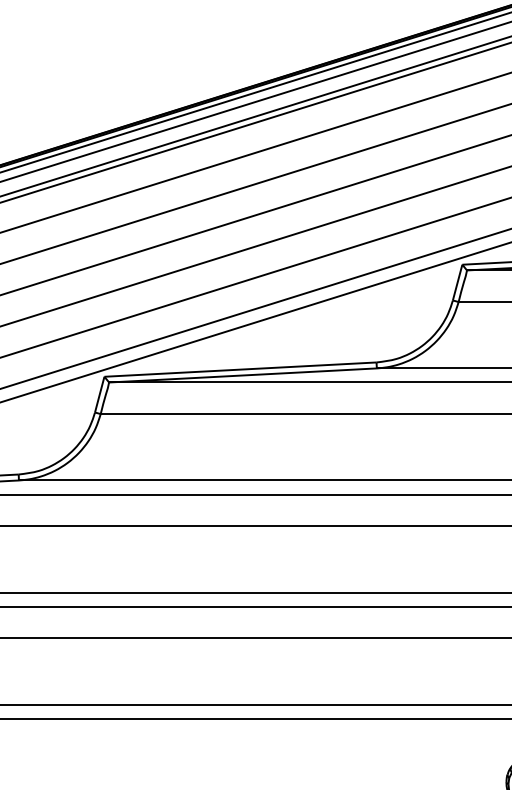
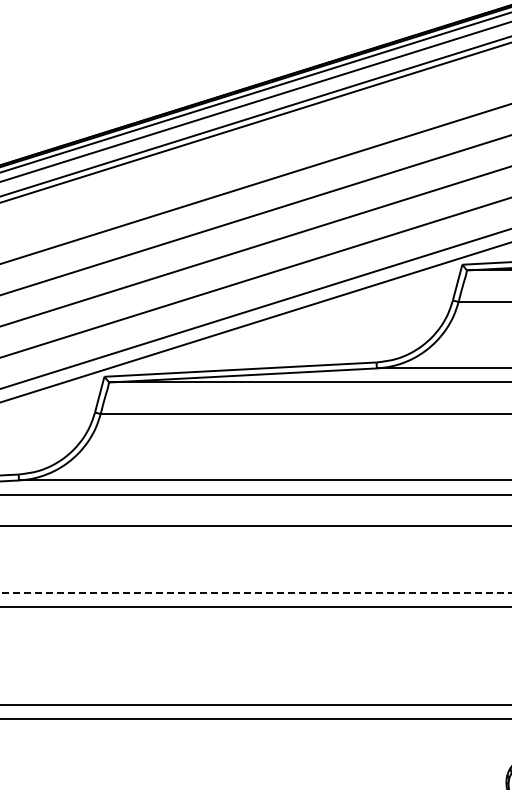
line: present -> none (255, 152)
line: solid -> dashed (255, 592)
line: present -> none (255, 638)
